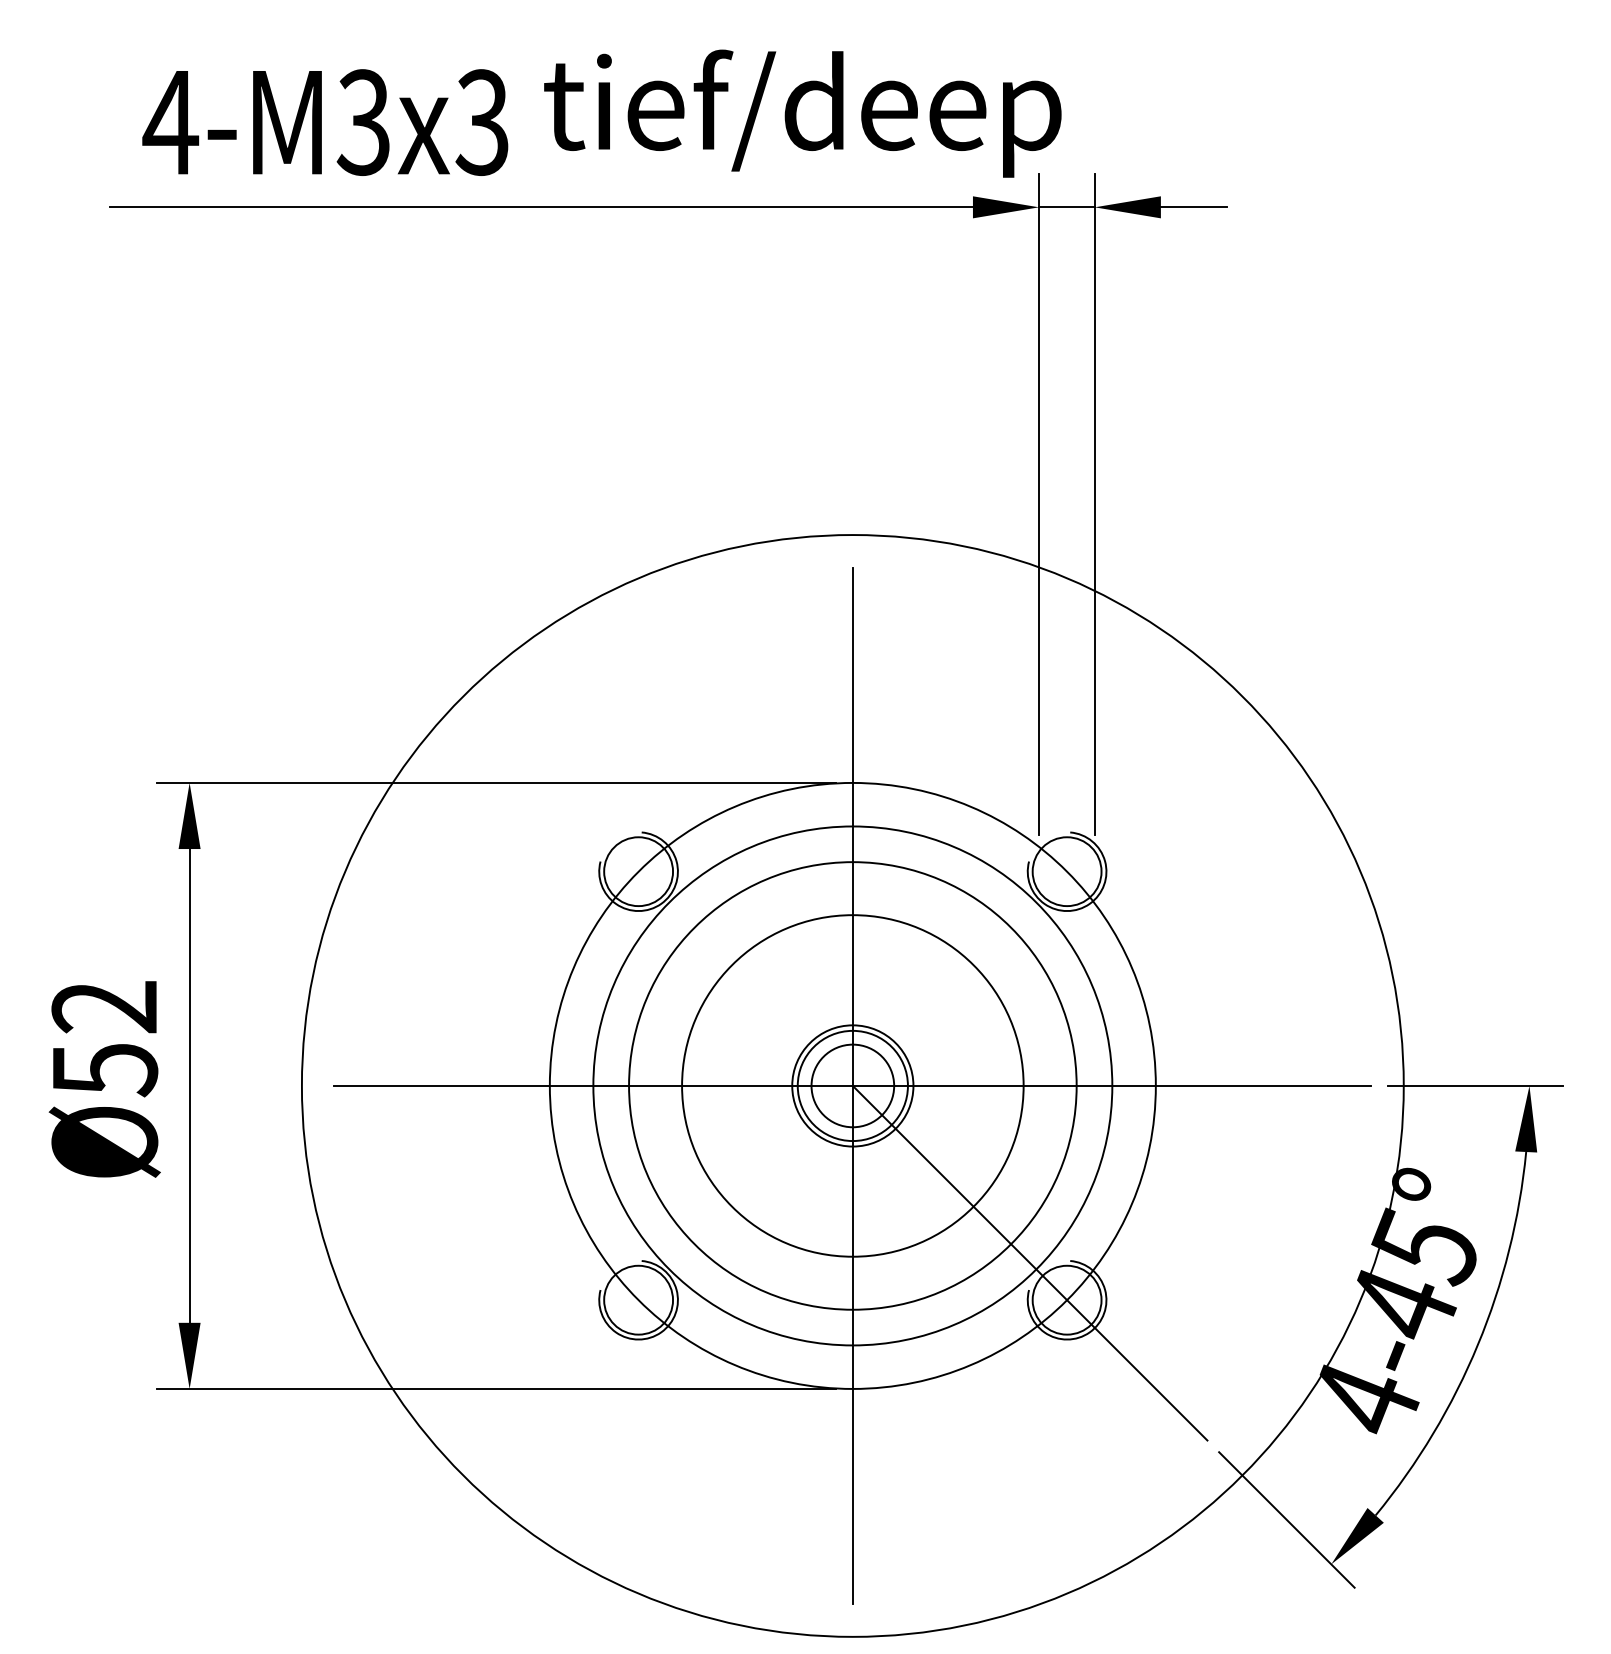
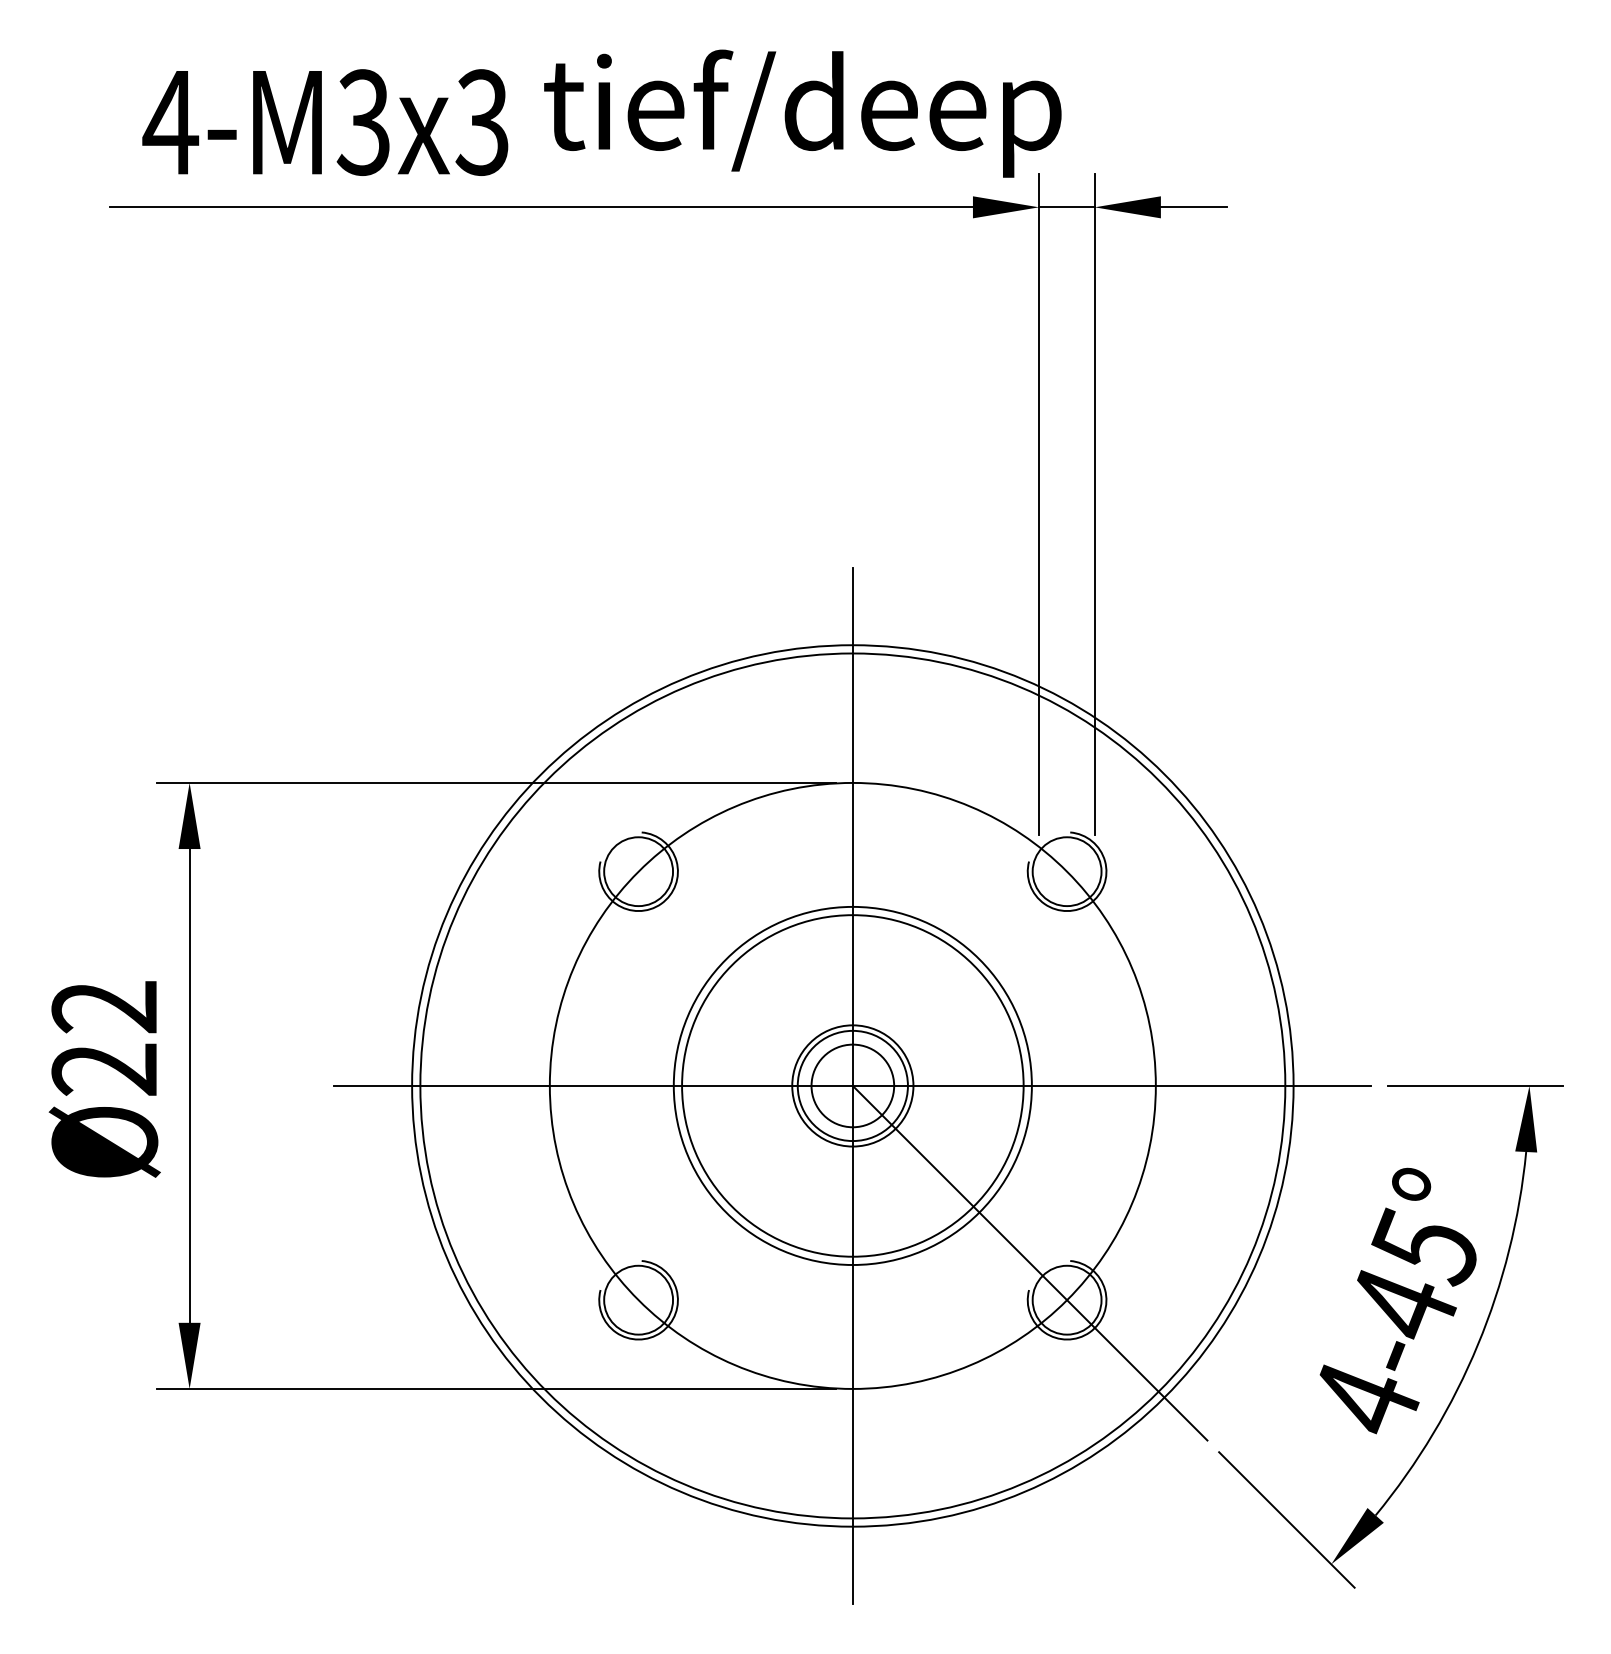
text: Ø52 -> Ø22 (104, 1070)
circle diameter: 1102 px -> 881 px (852, 1085)
circle diameter: 448 px -> 358 px (852, 1085)
circle diameter: 519 px -> 865 px (852, 1085)
